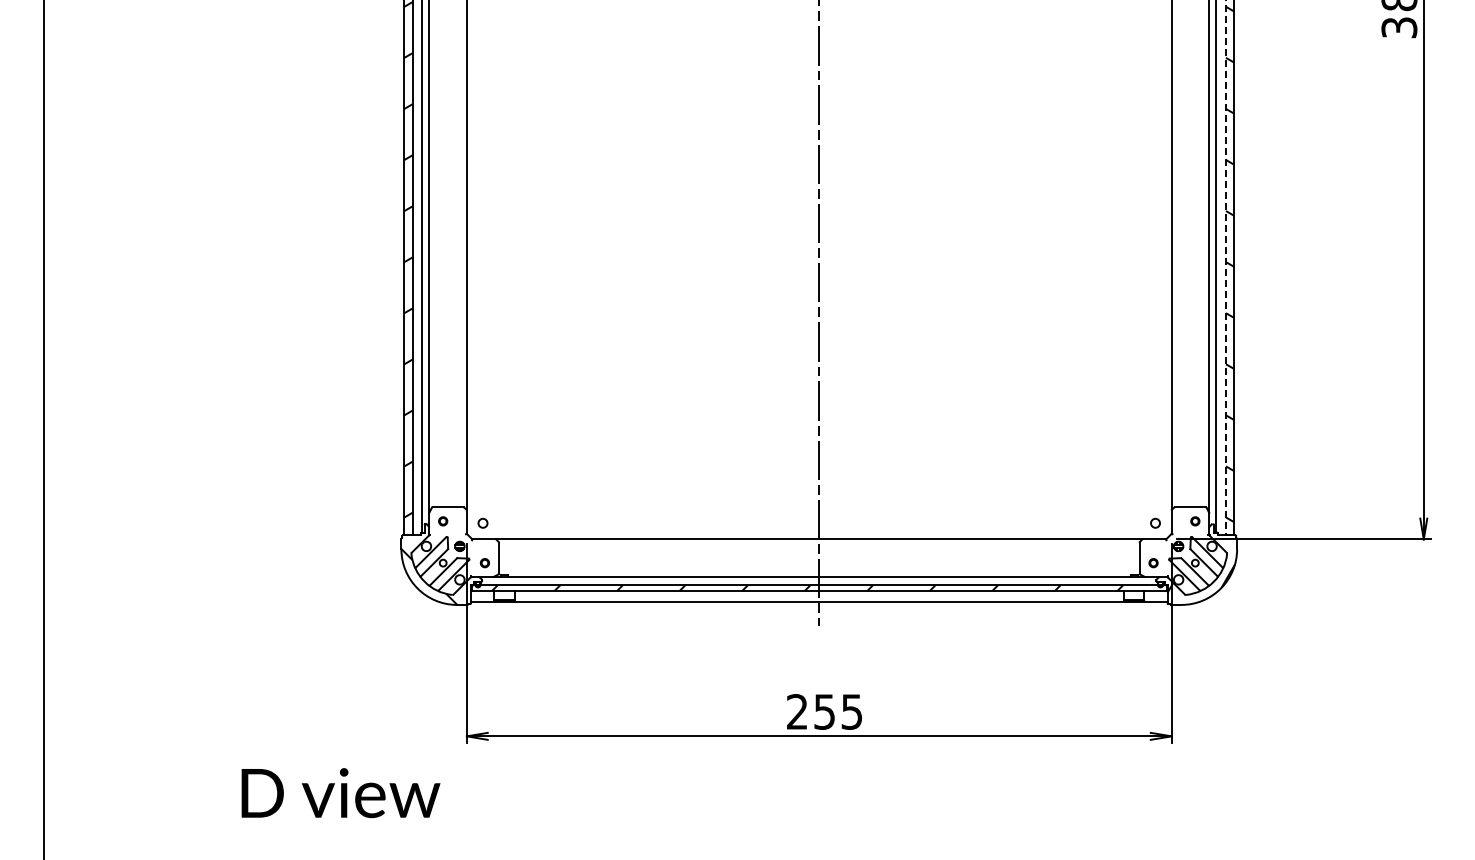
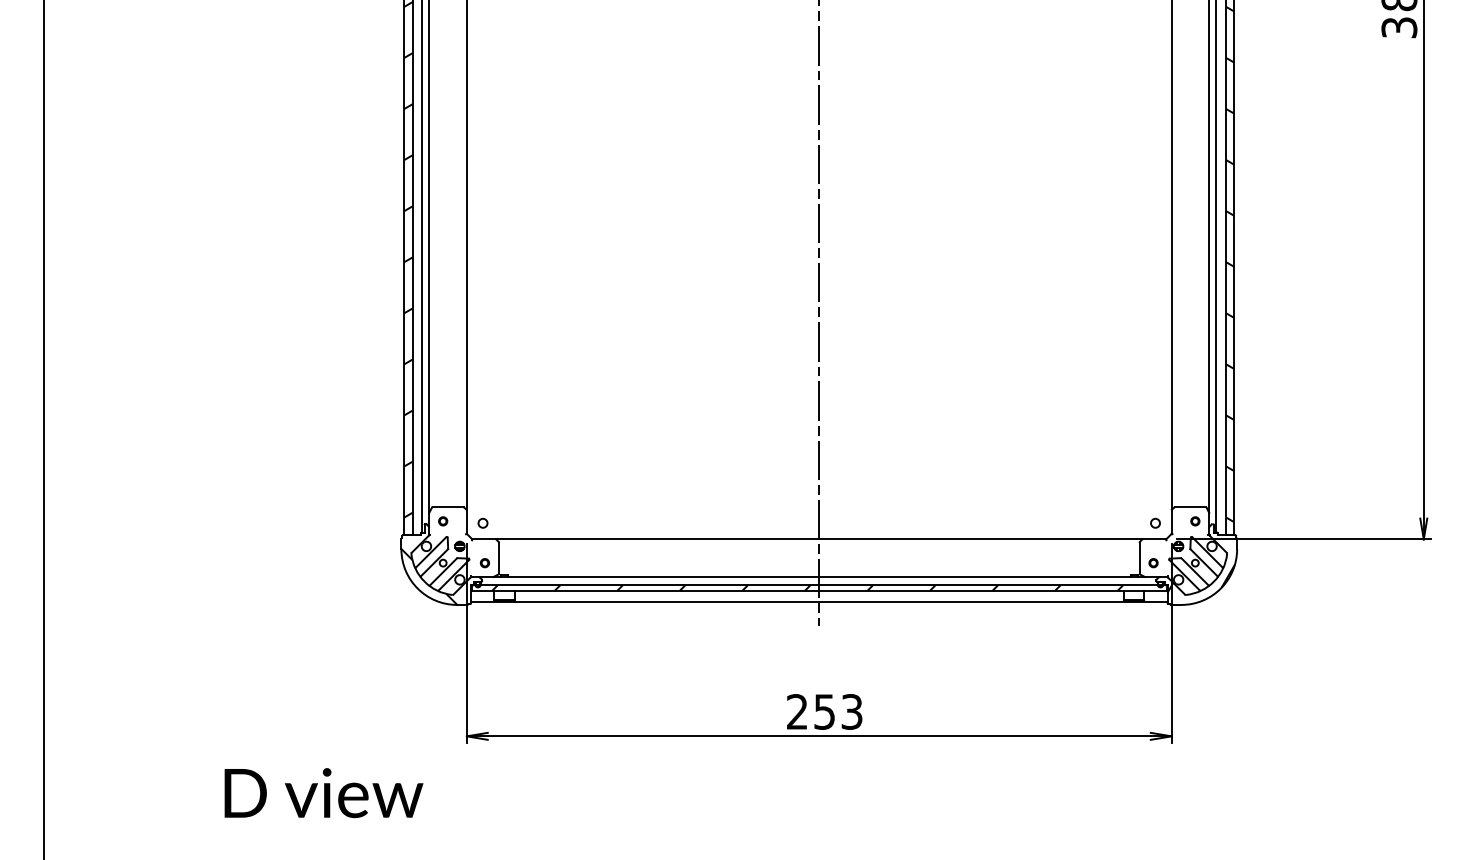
line: dashed -> solid (1225, 268)
text: 255 -> 253 (852, 711)
text position: (340, 793) -> (323, 793) (323, 793)
